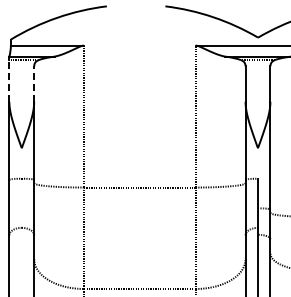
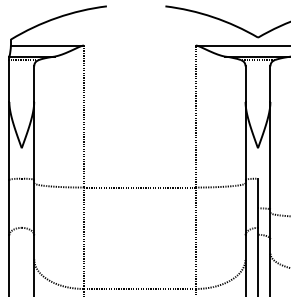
line: dashed -> solid (9, 81)
line: dashed -> solid (34, 84)
